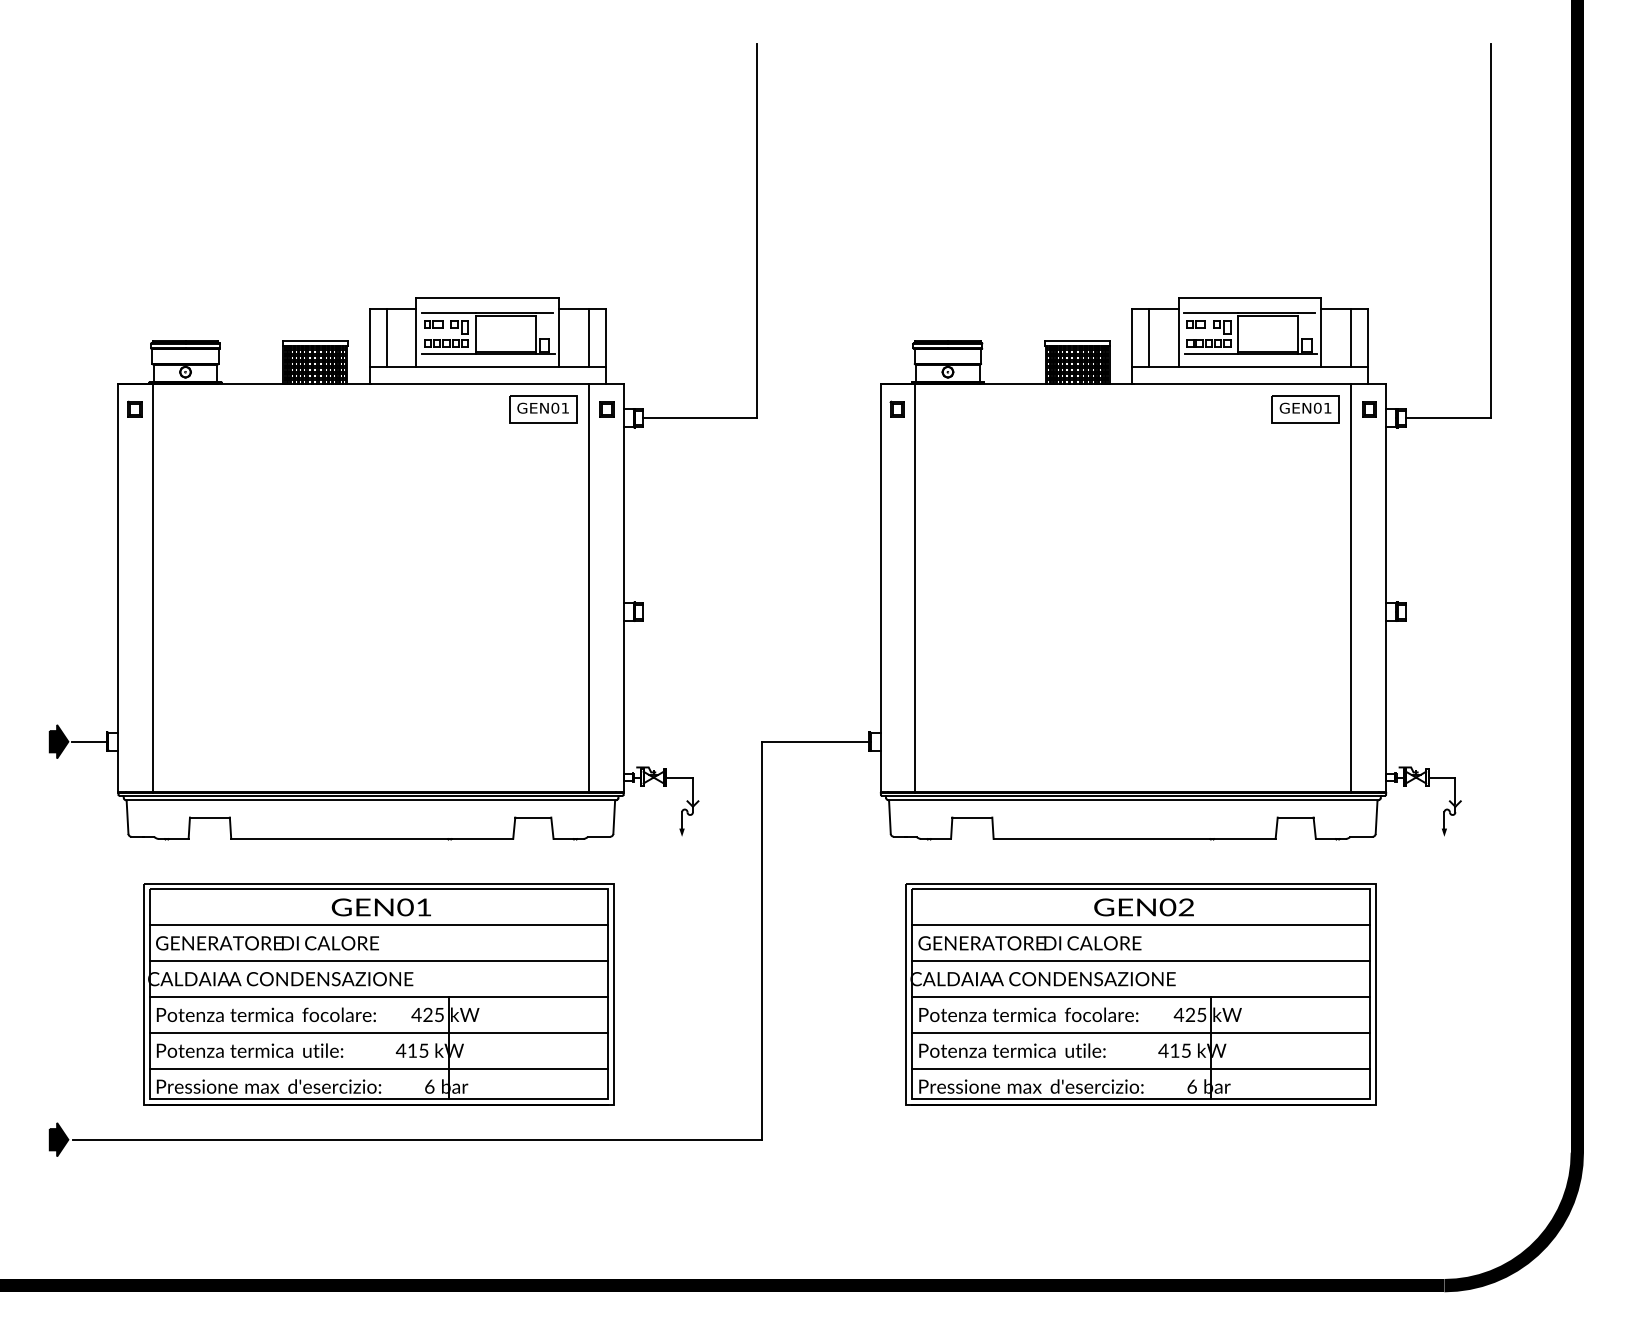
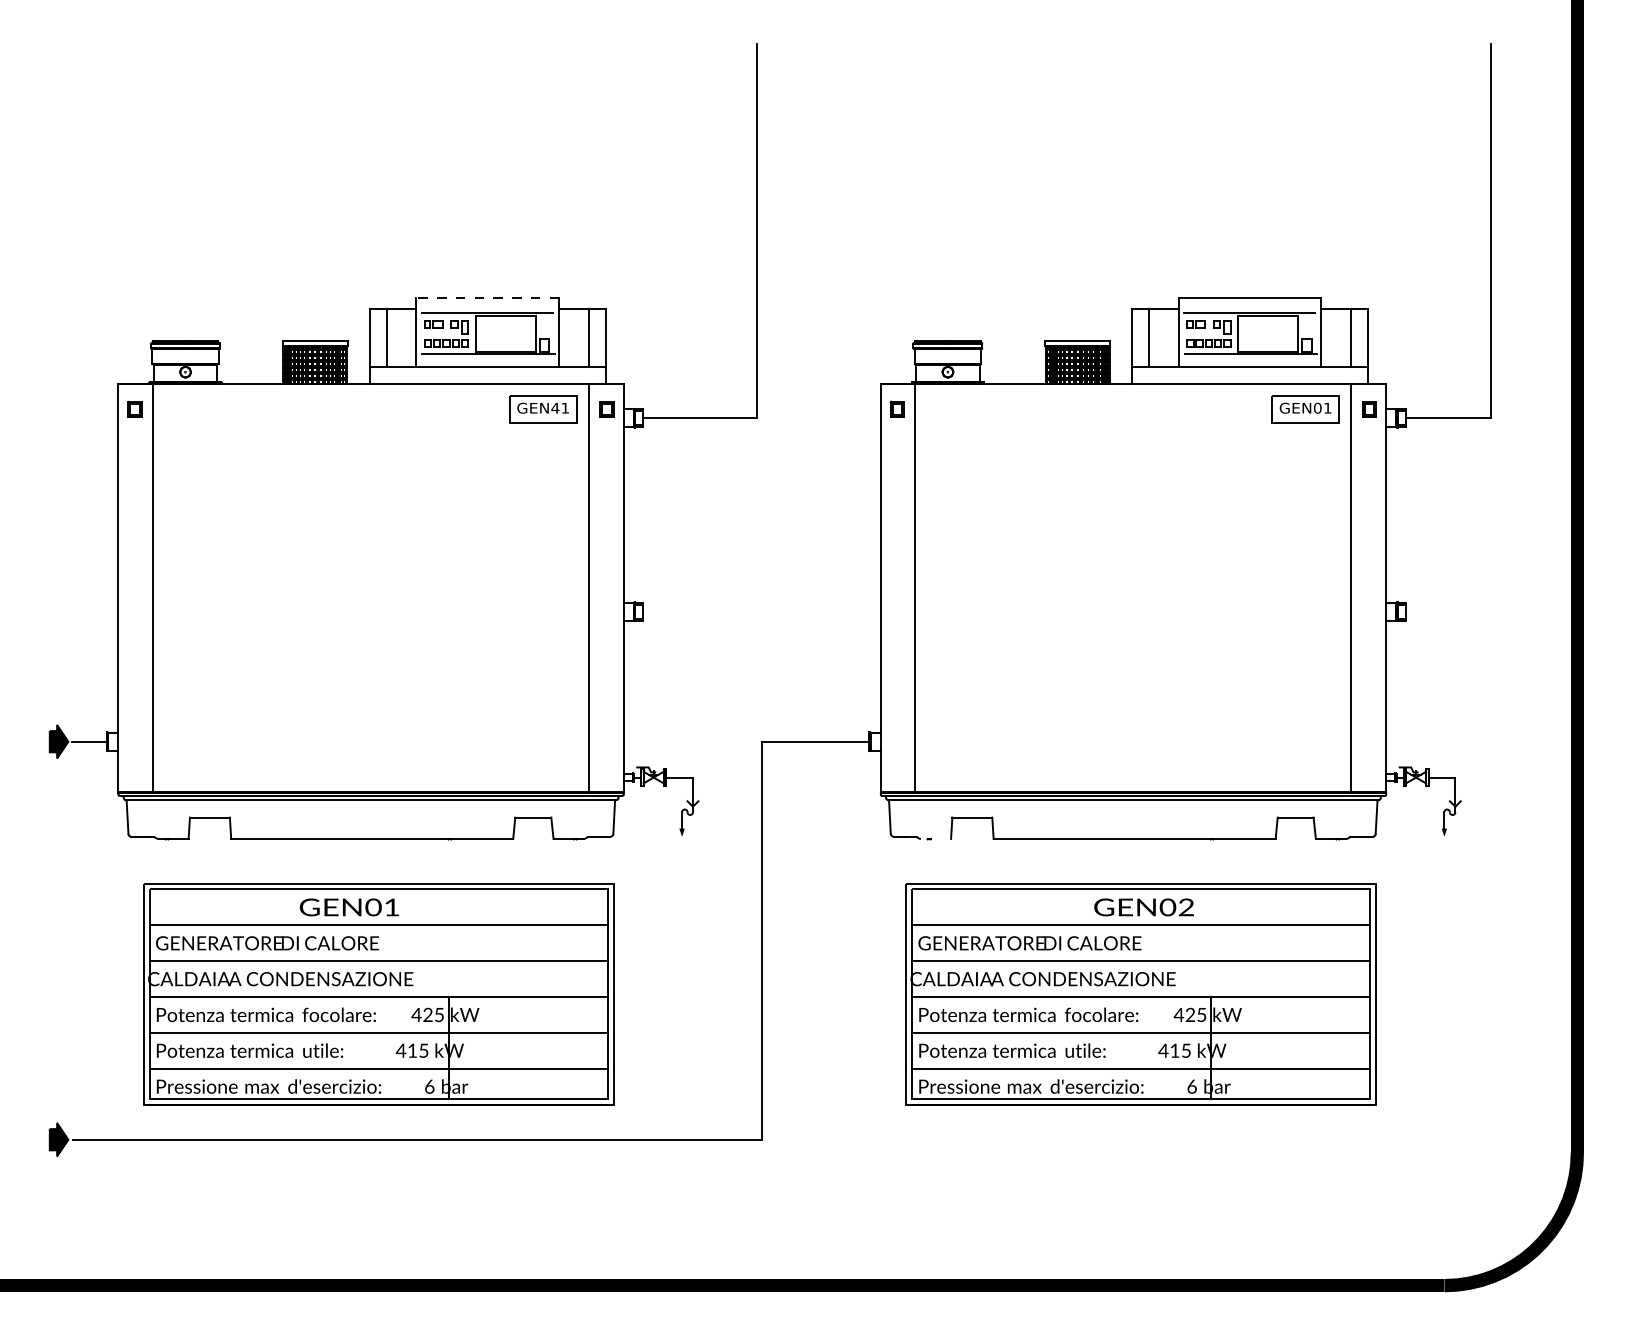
line: solid -> dashed (487, 297)
text: GEN01 -> GEN41 (555, 407)
line: present -> none (935, 838)
text position: (380, 907) -> (348, 907) (348, 907)
